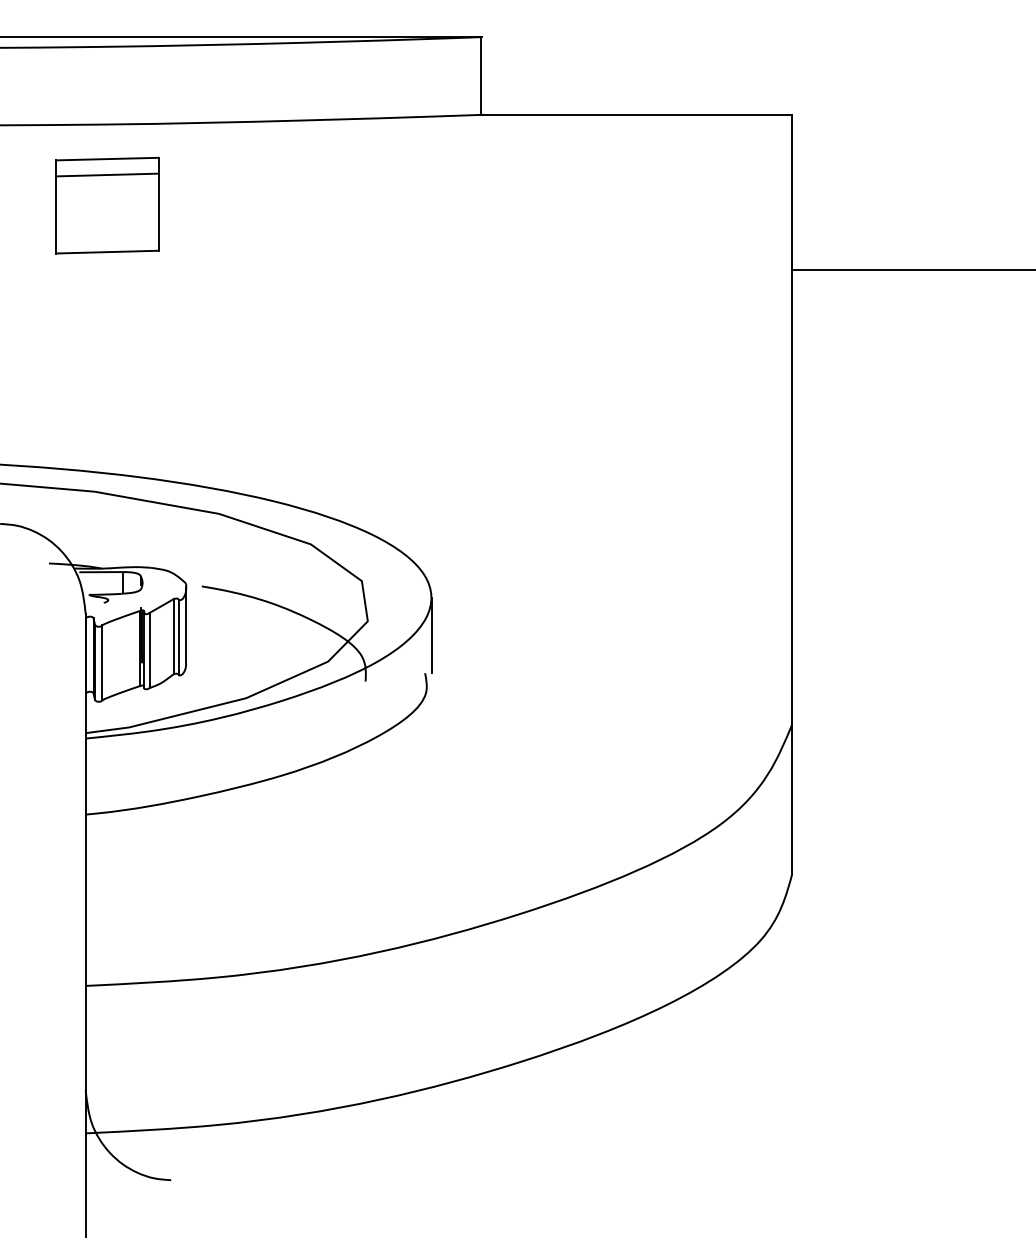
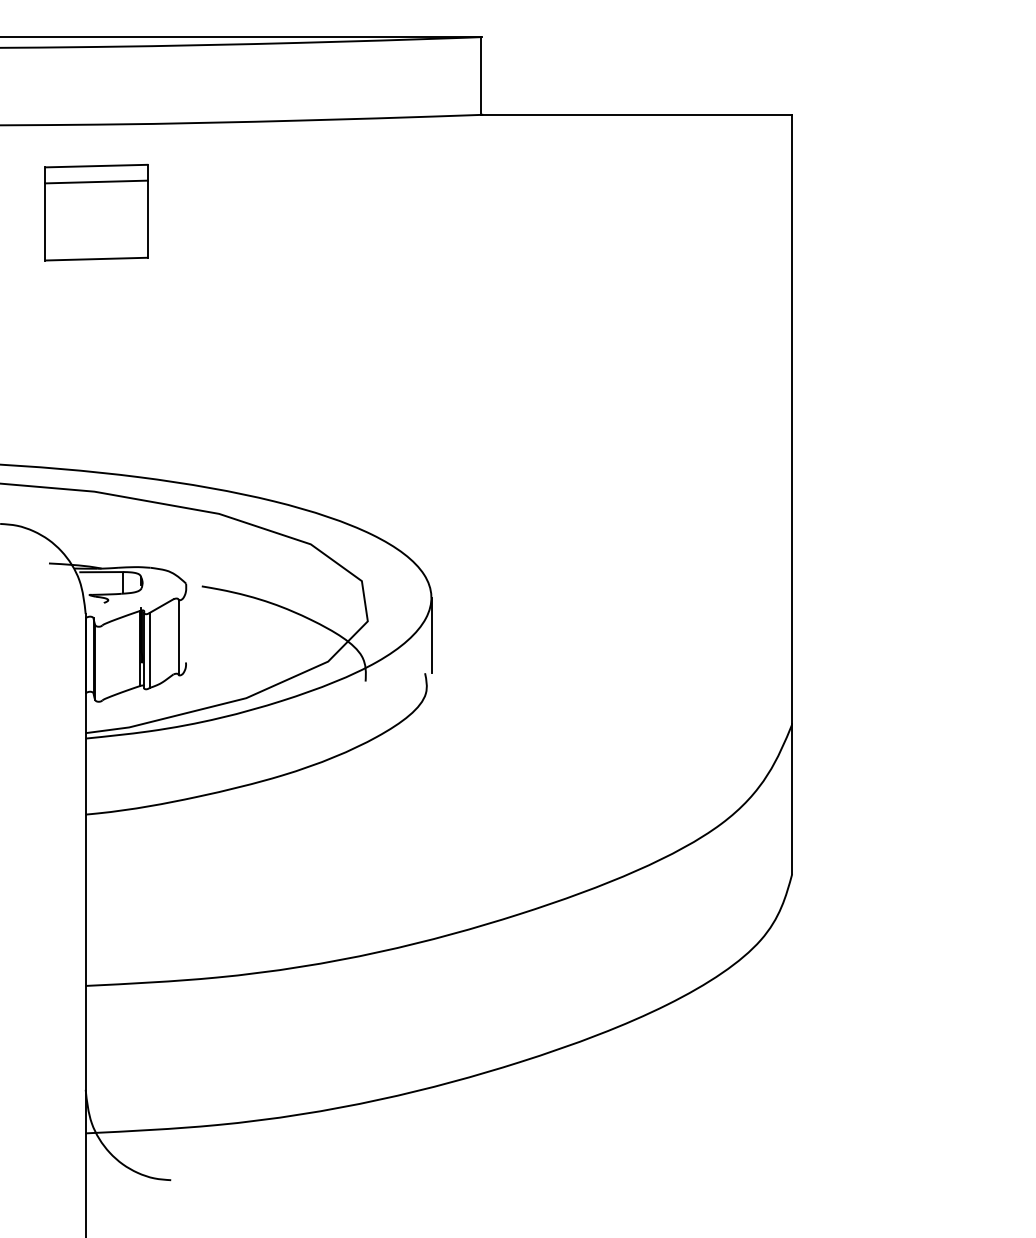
part position: (107, 205) -> (96, 212) (96, 212)
line: present -> none (912, 270)
line: present -> none (186, 624)
line: present -> none (173, 636)
line: present -> none (102, 662)
